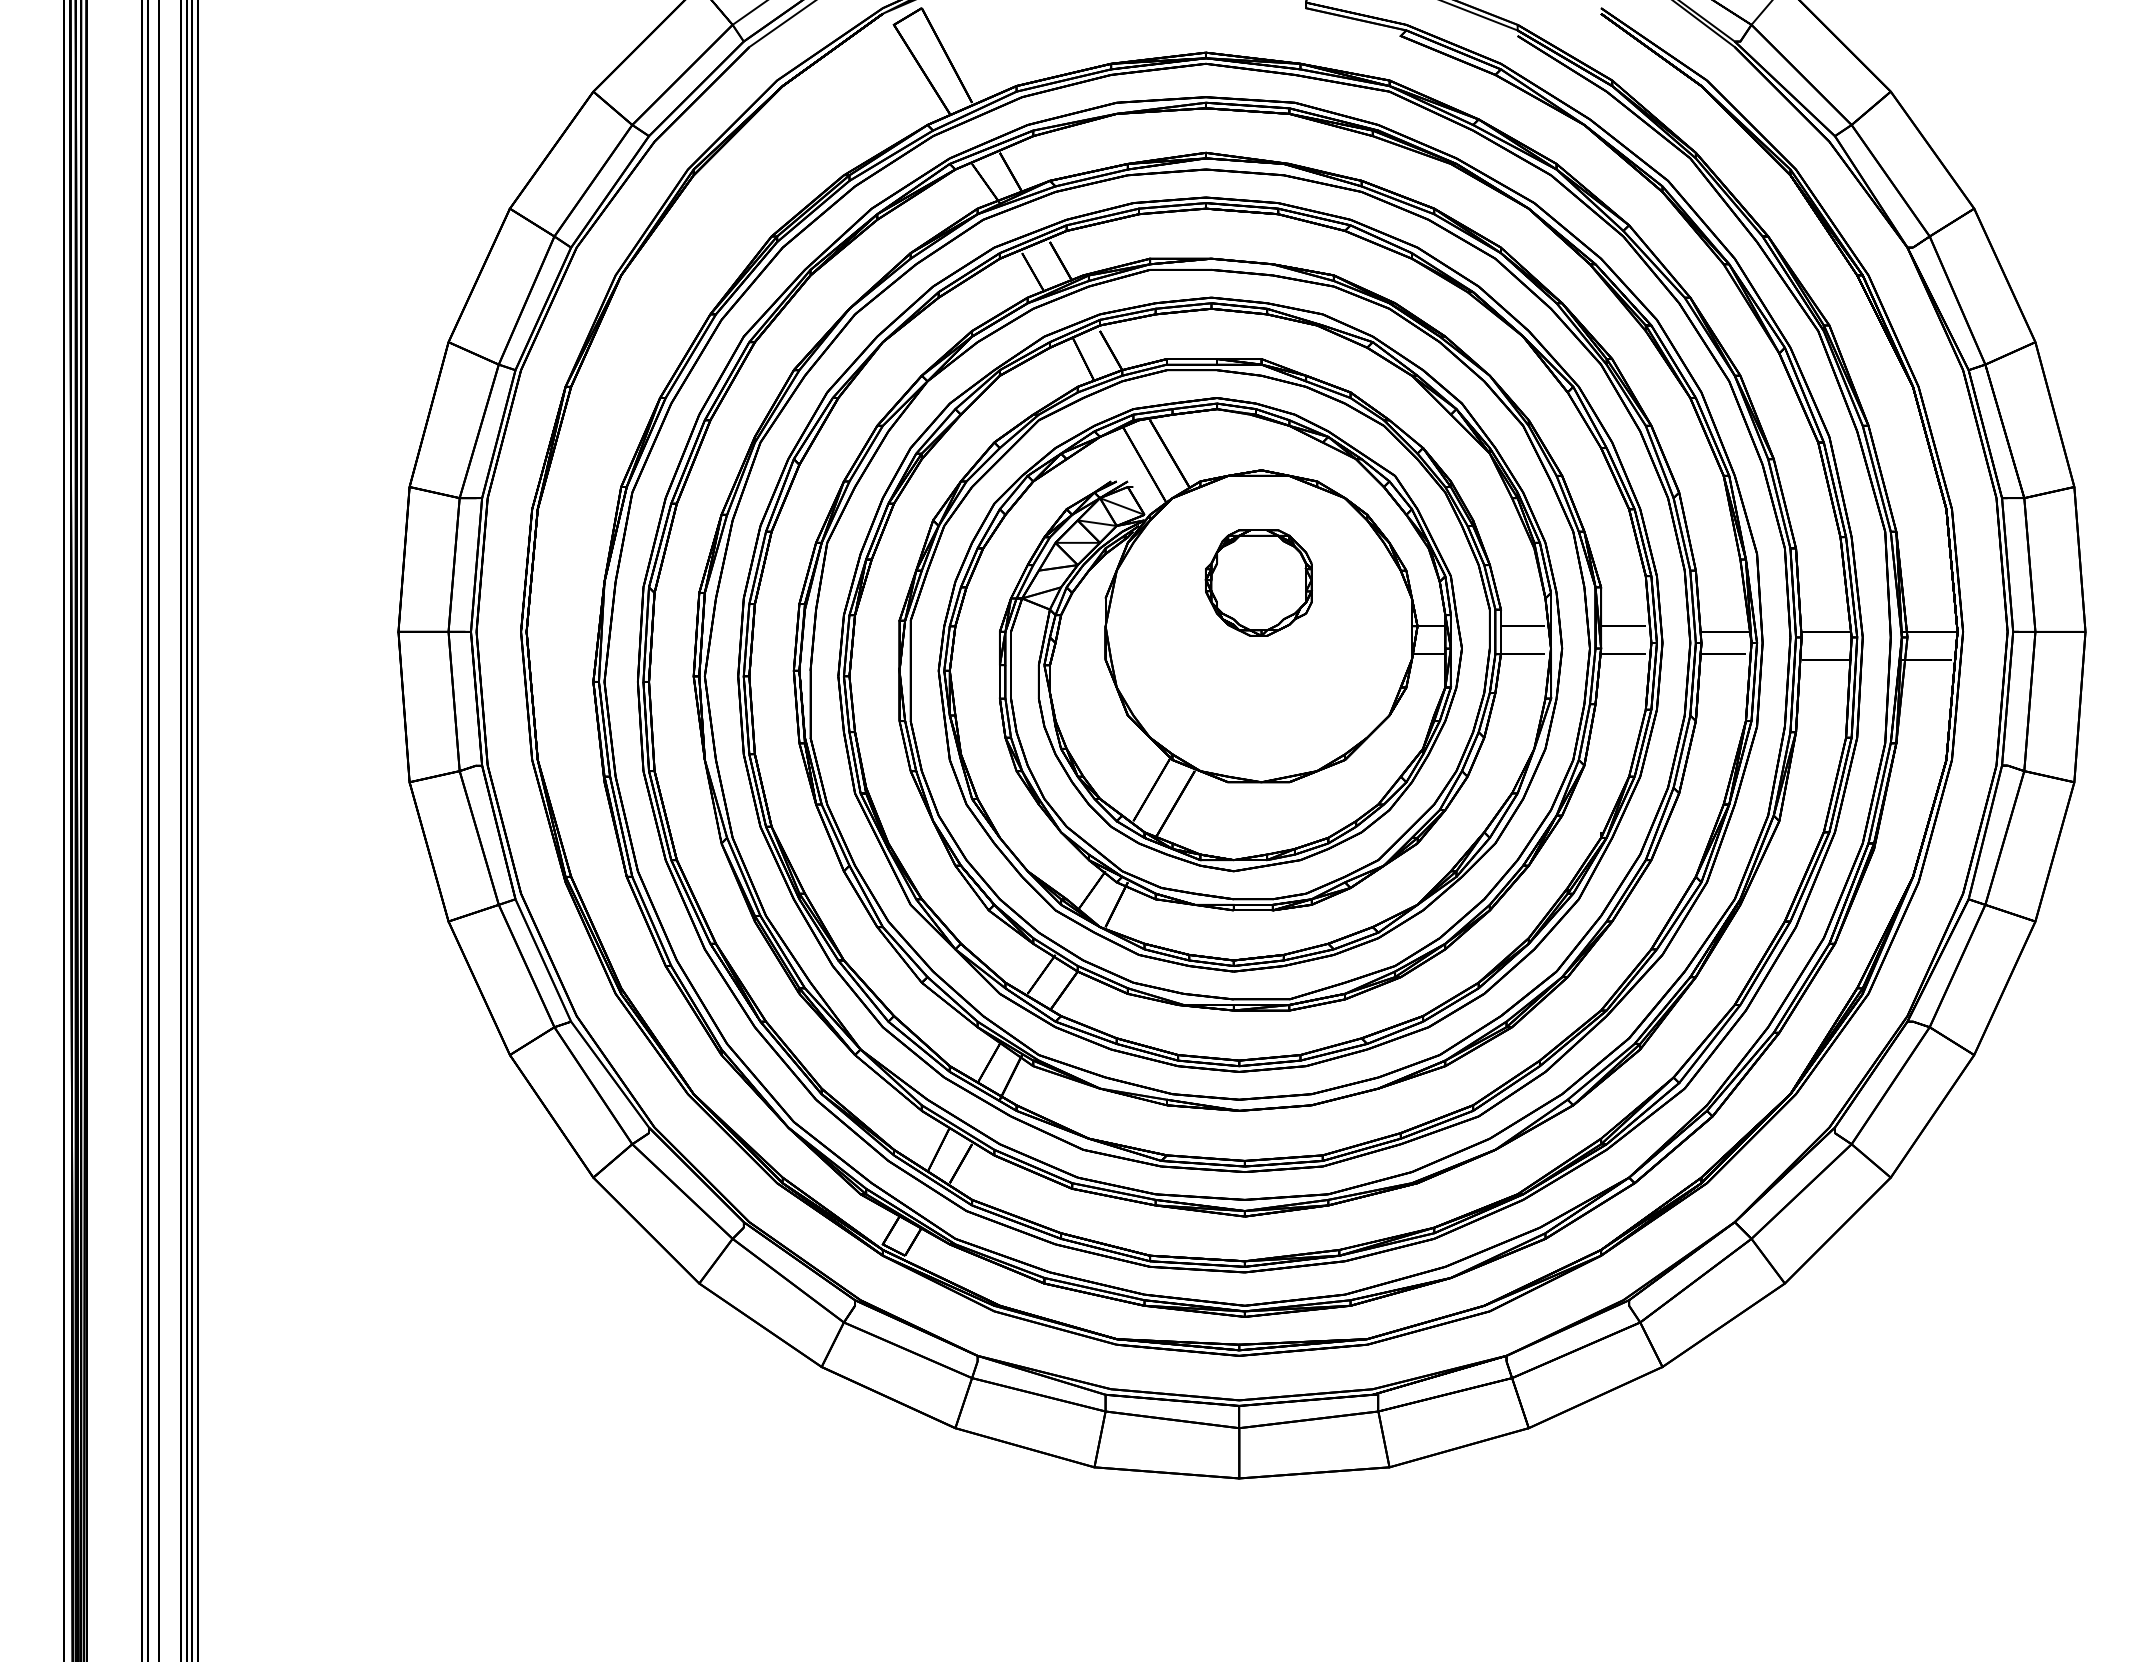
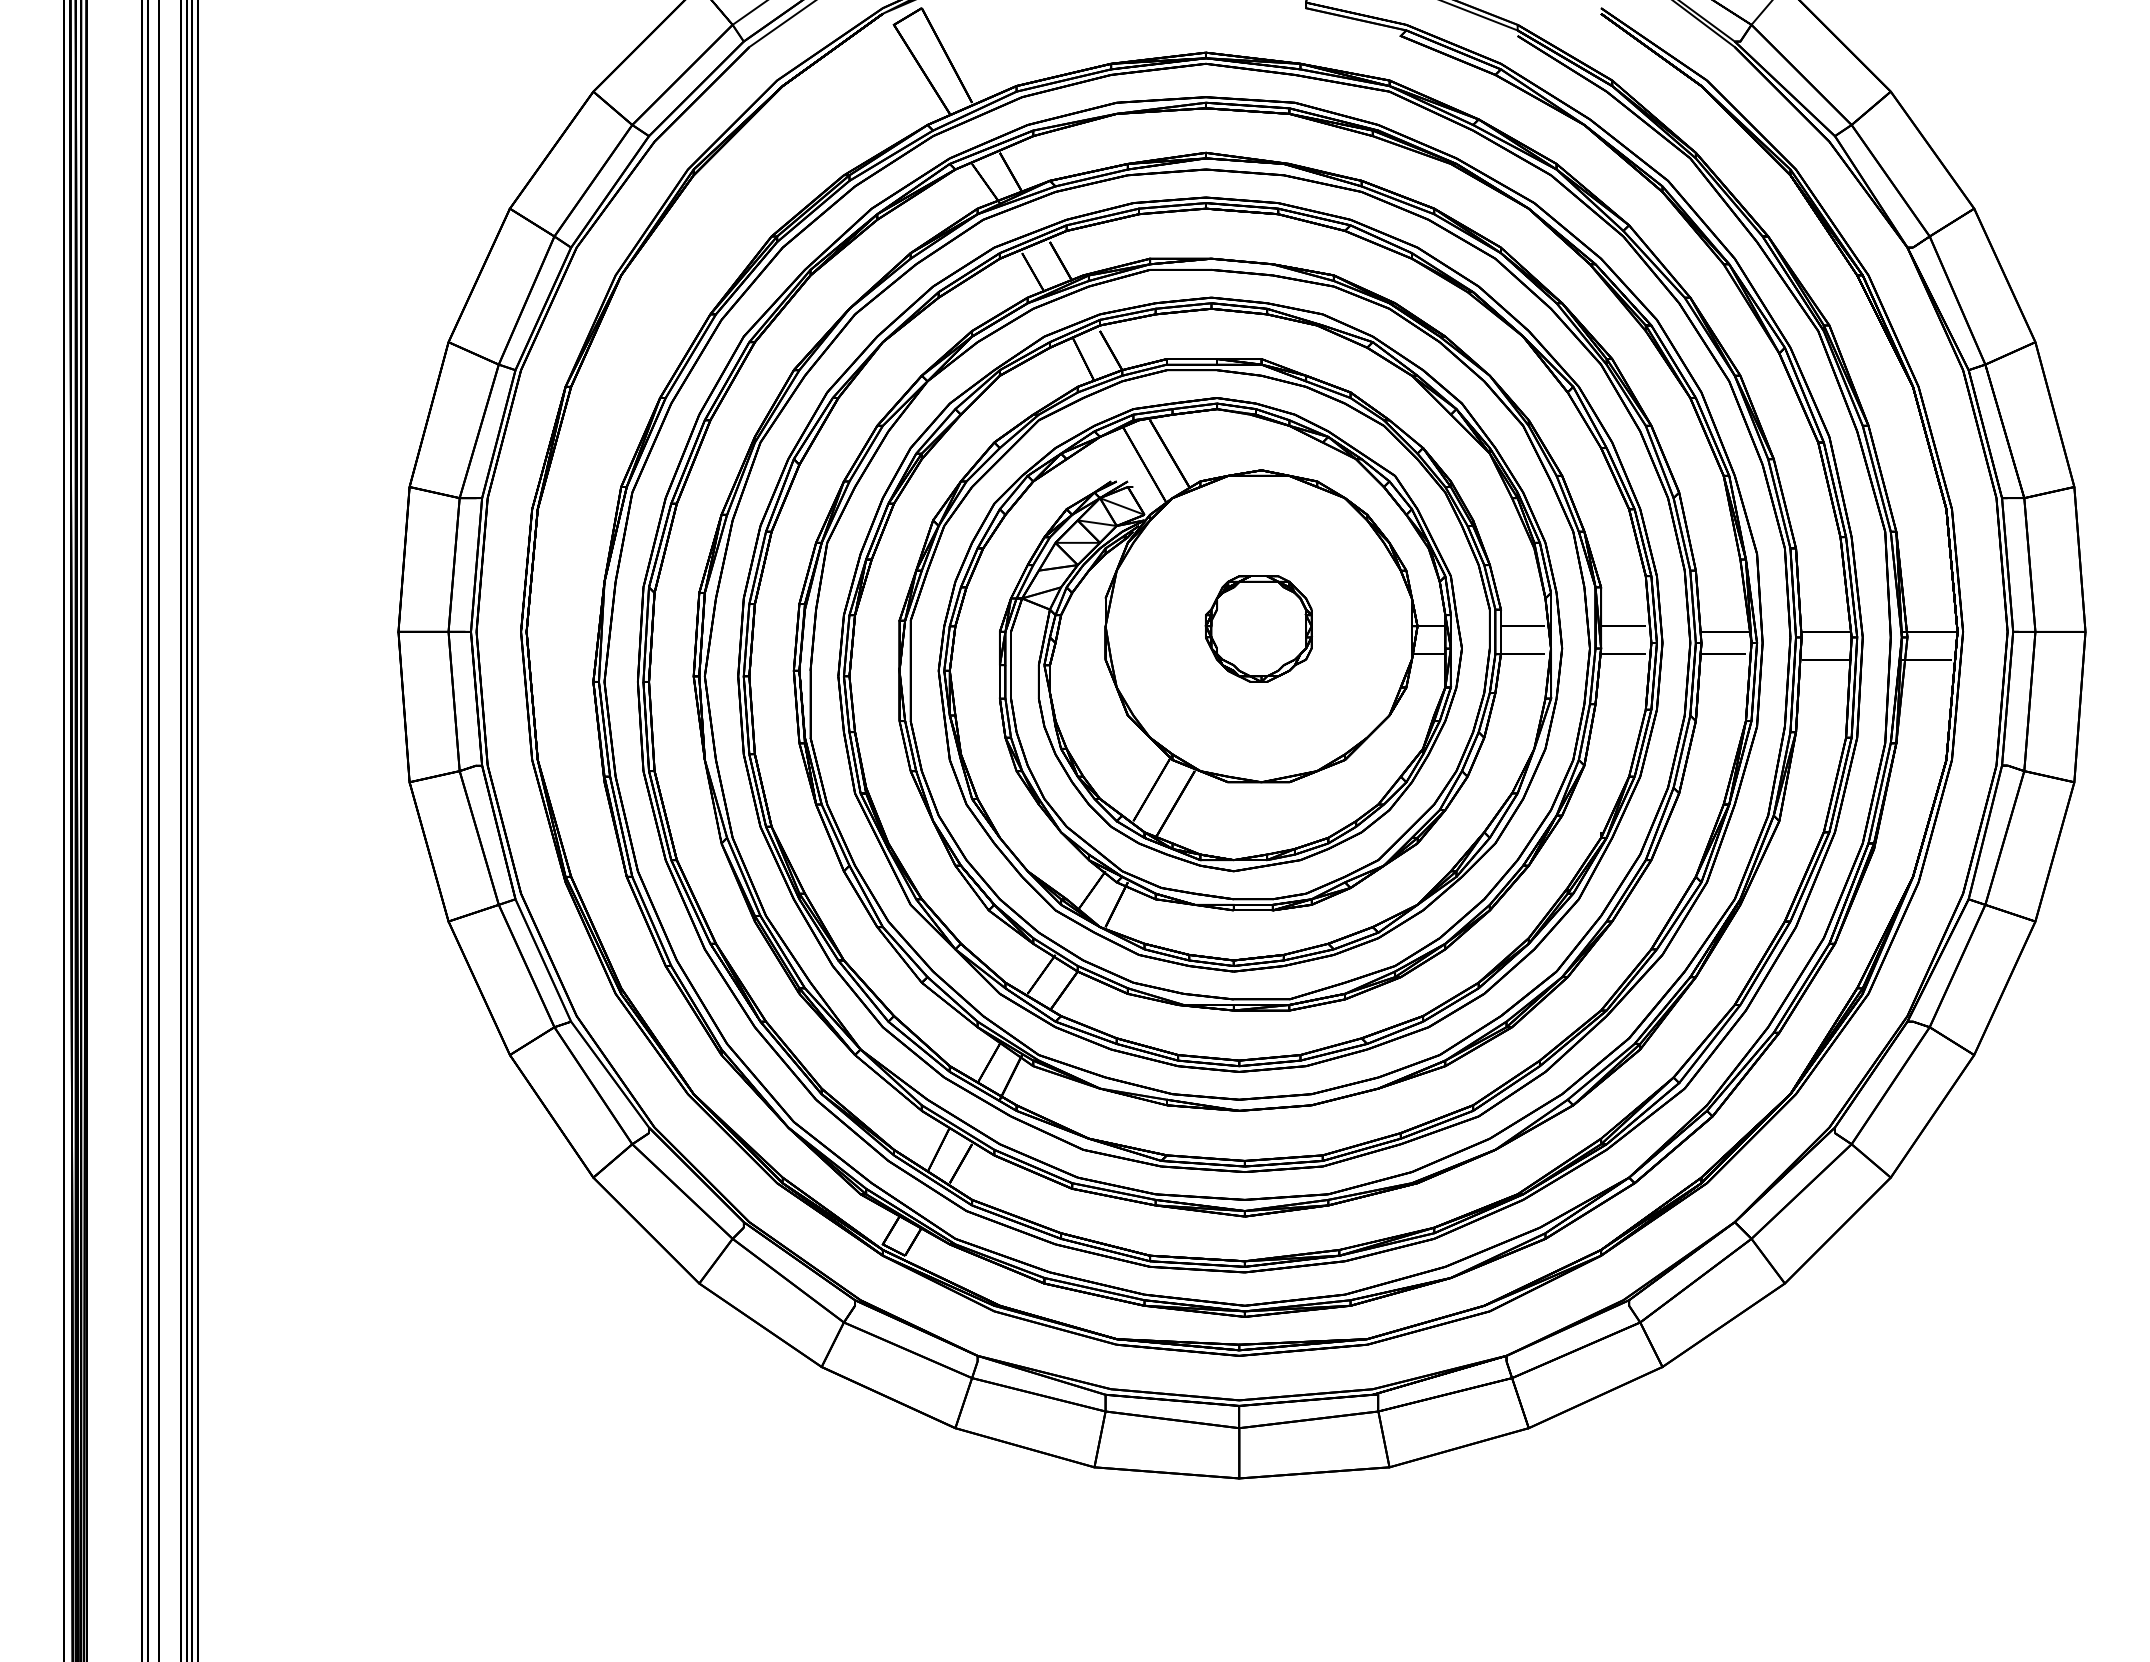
part position: (1258, 582) -> (1258, 628) (1258, 628)
